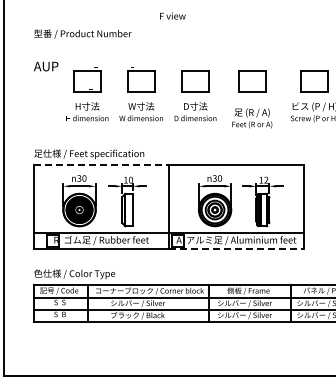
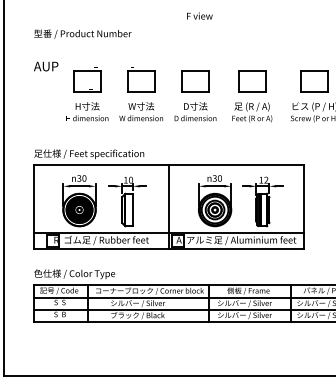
text position: (172, 15) -> (199, 15) (199, 15)
text position: (252, 118) -> (252, 112) (252, 112)
line: dashed -> solid (101, 165)
line: dashed -> solid (236, 249)
